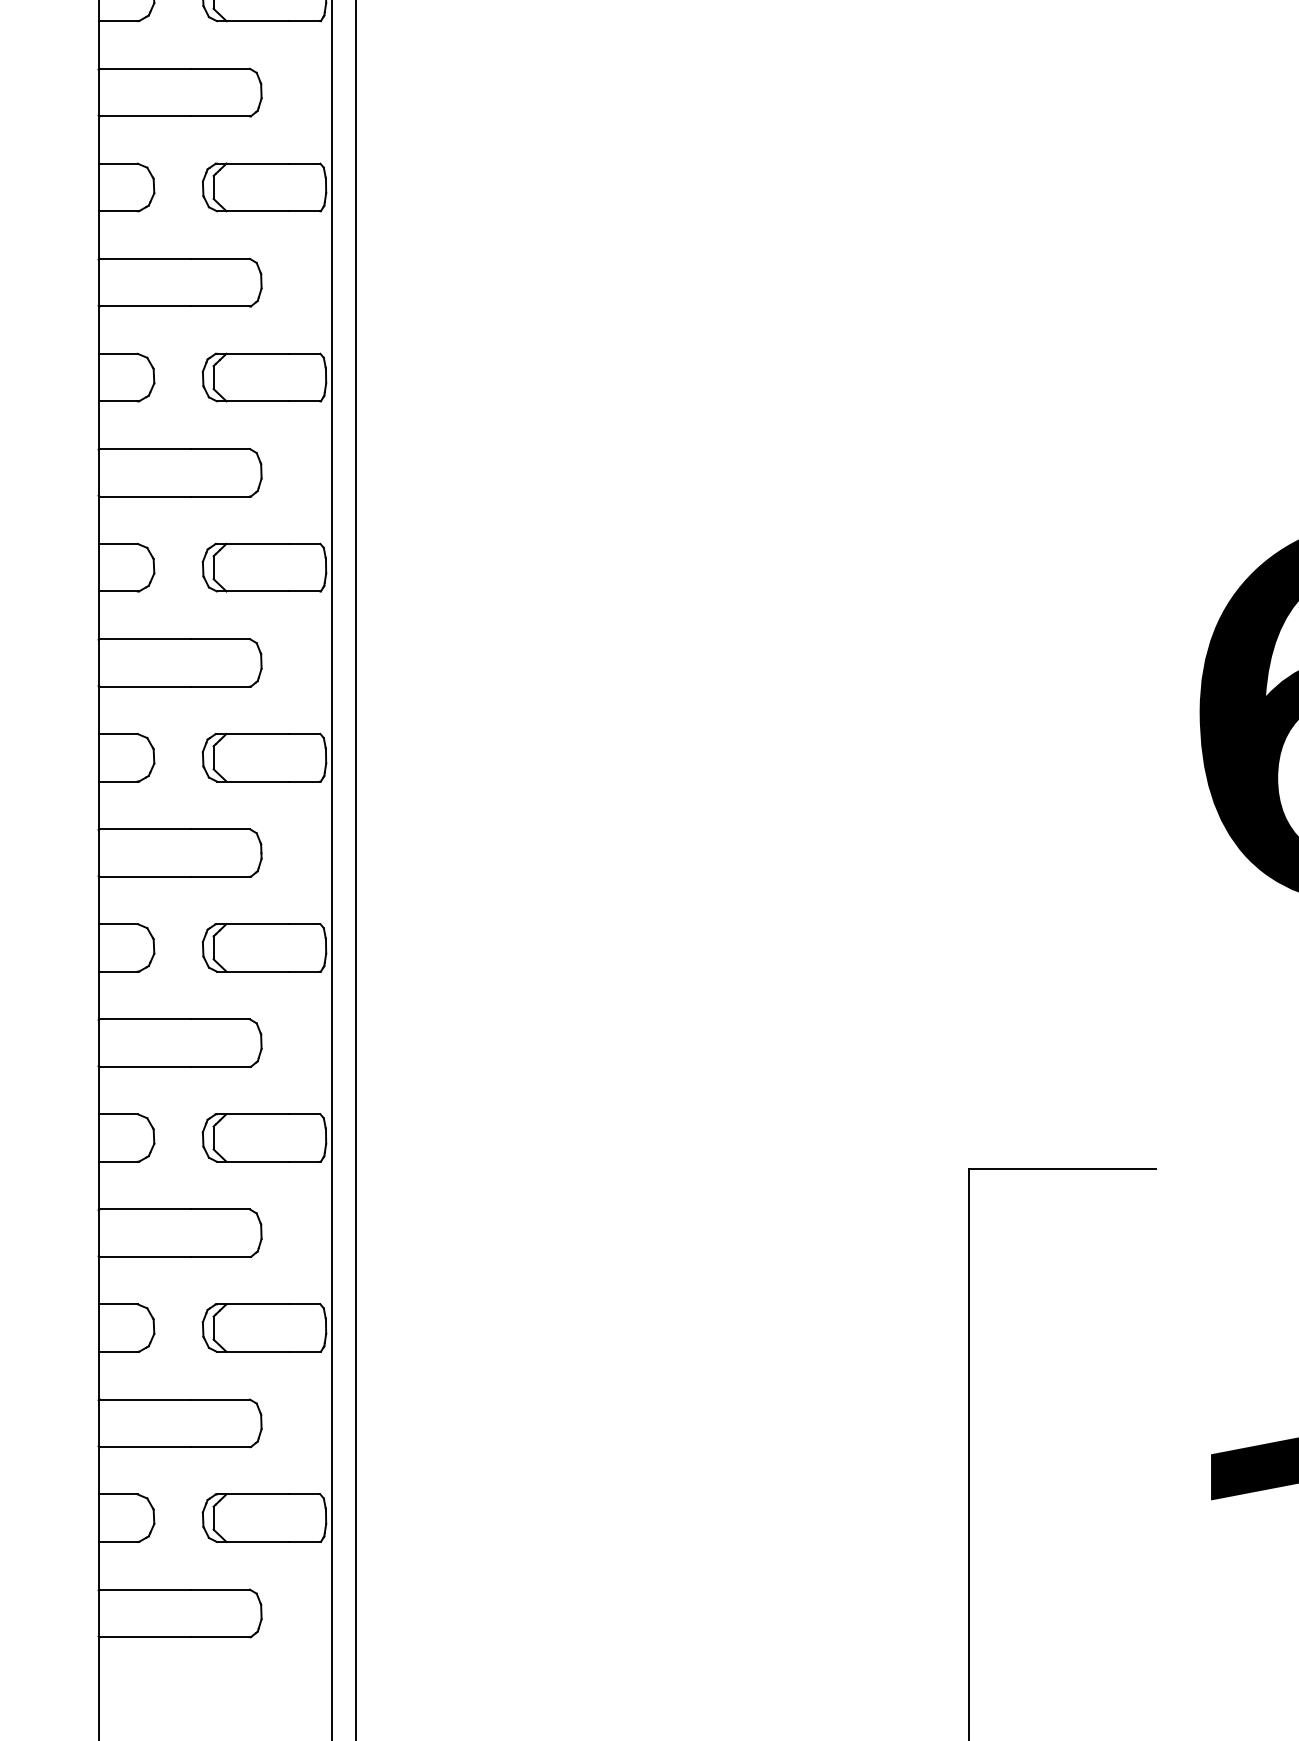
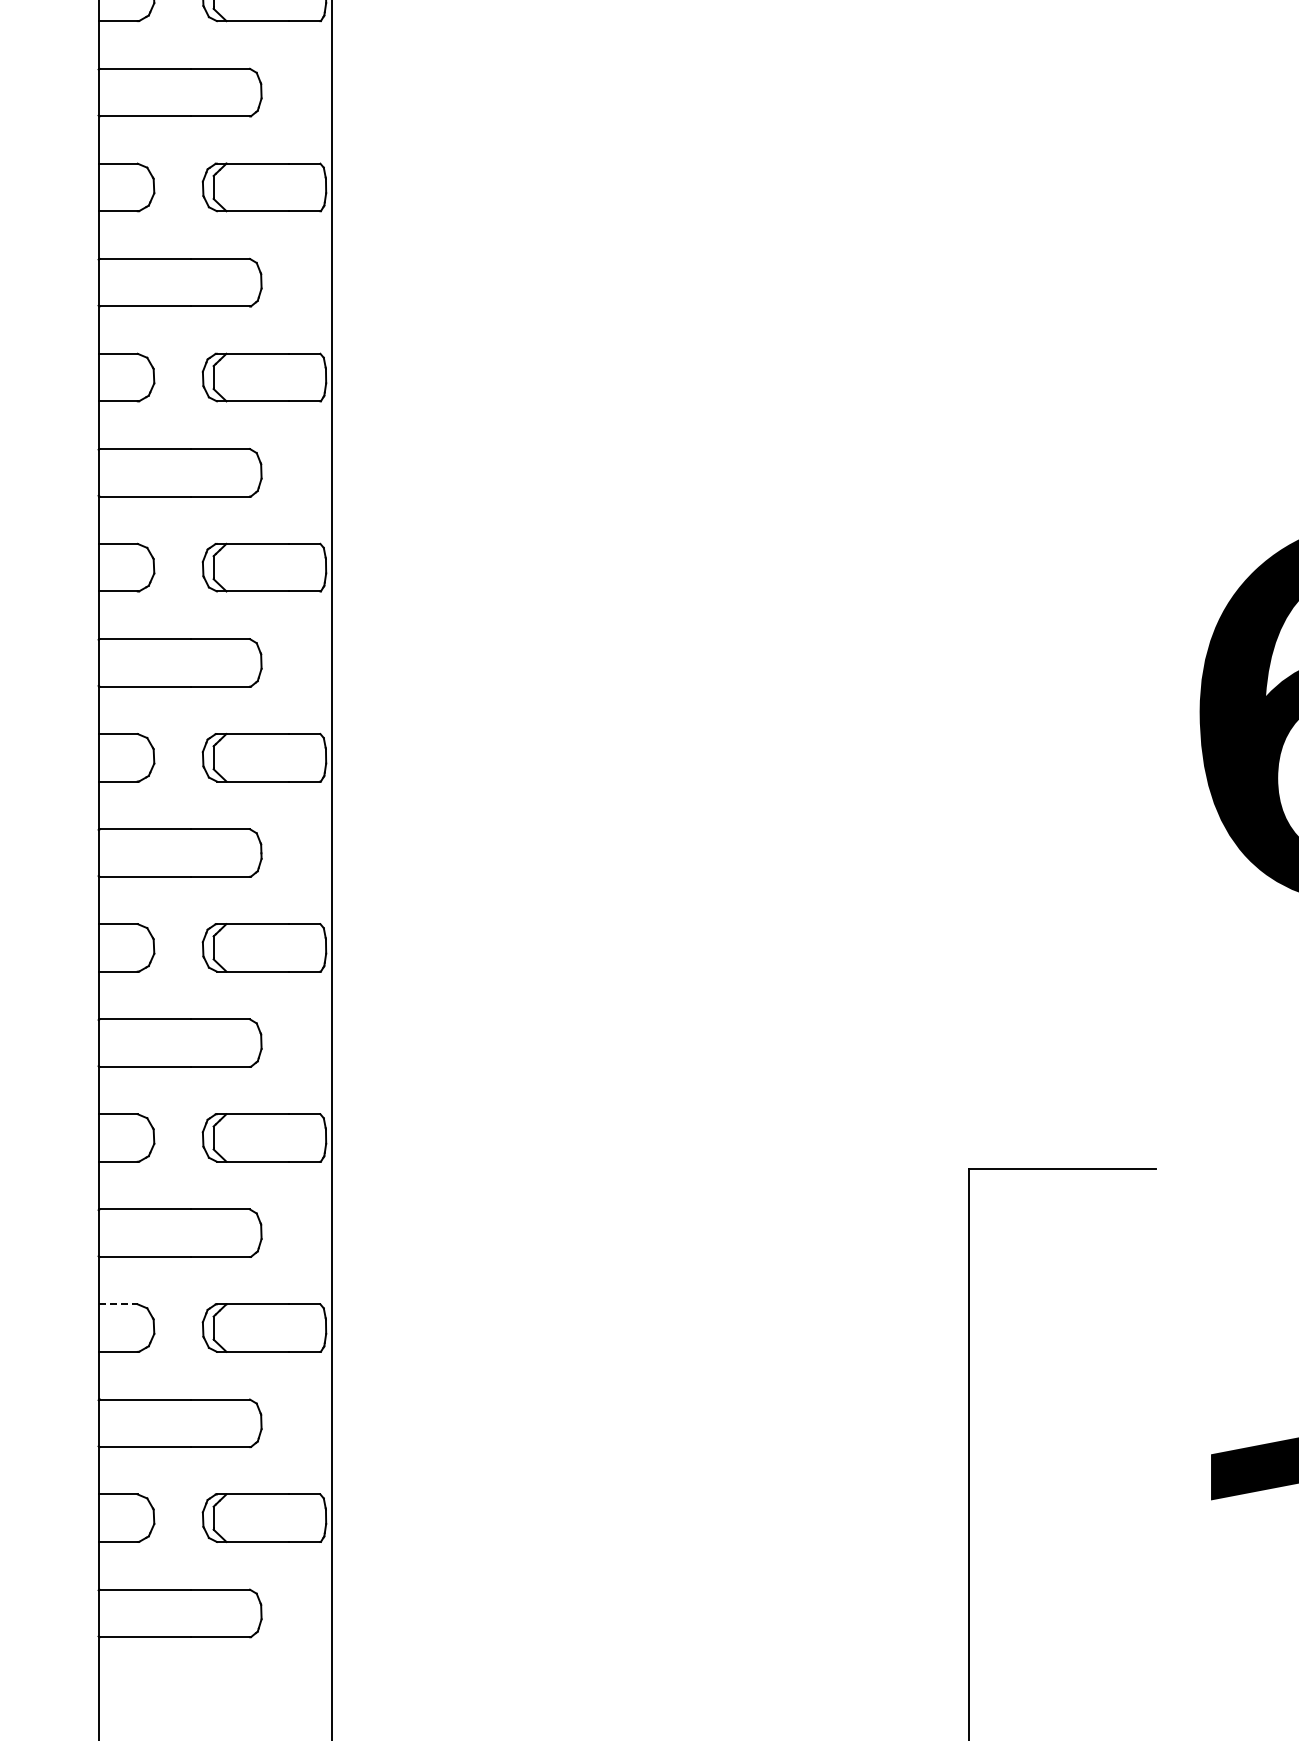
line: present -> none (355, 869)
line: solid -> dashed (118, 1304)
